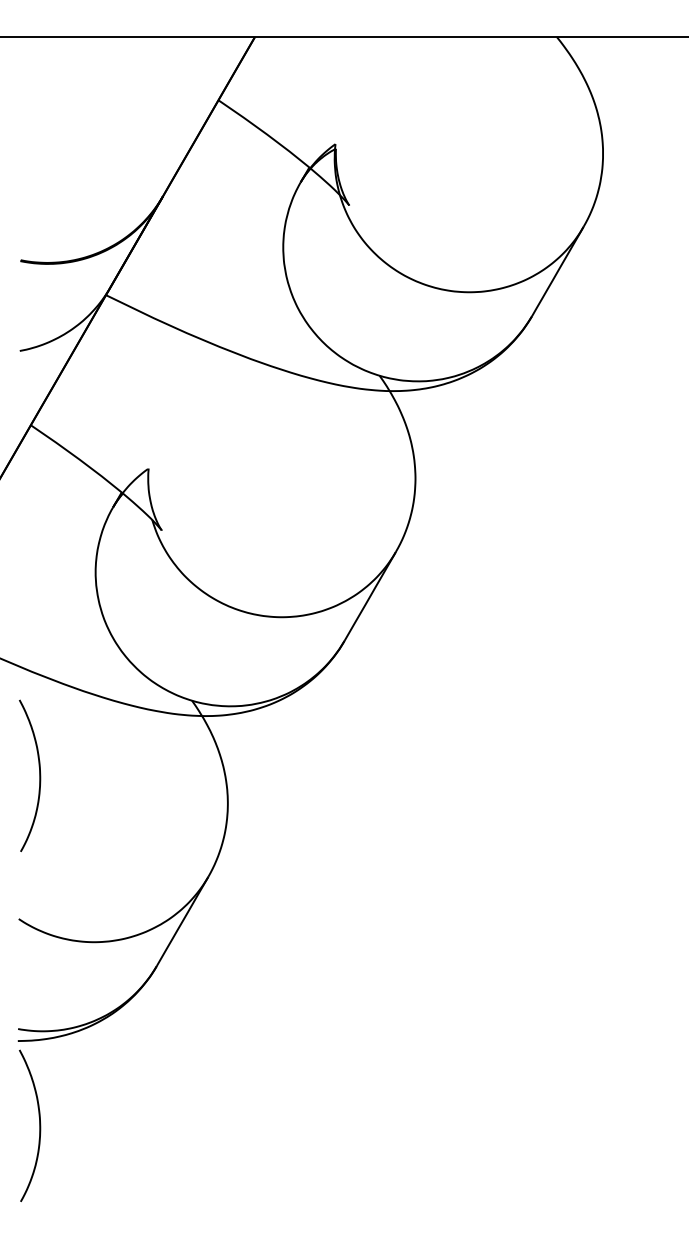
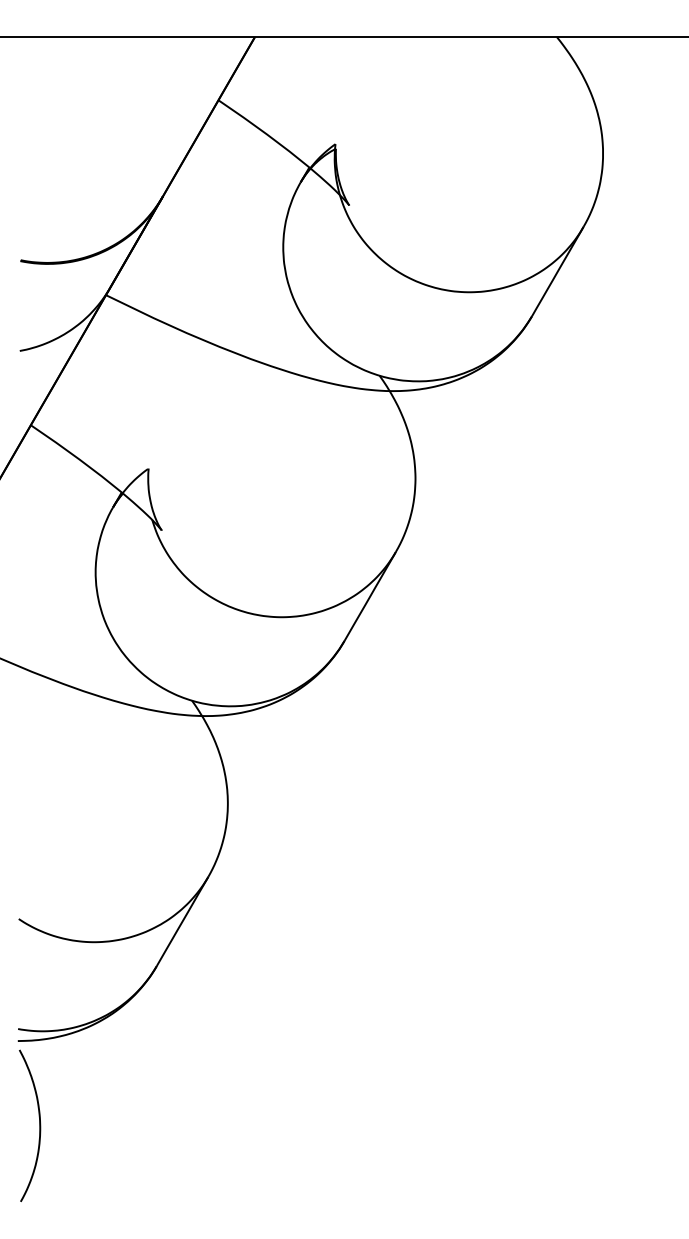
curve: present -> none (39, 775)
